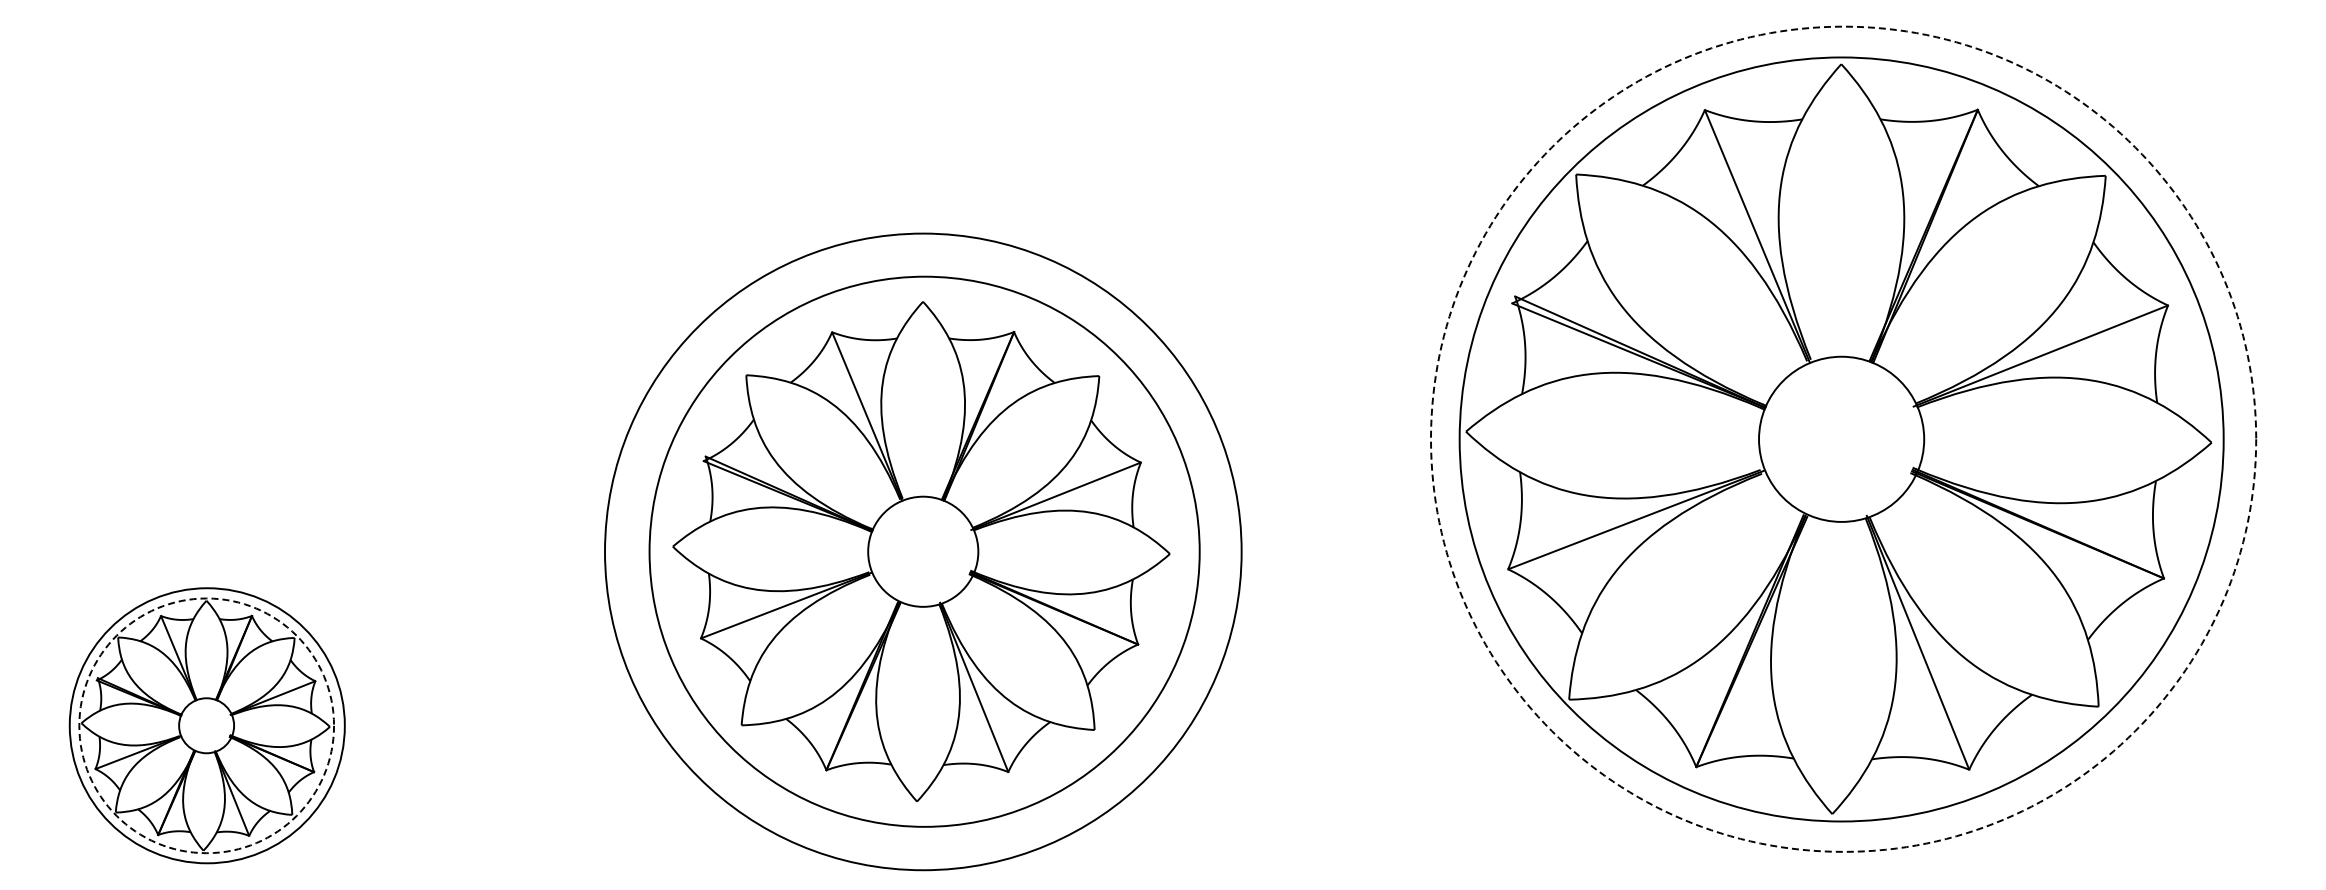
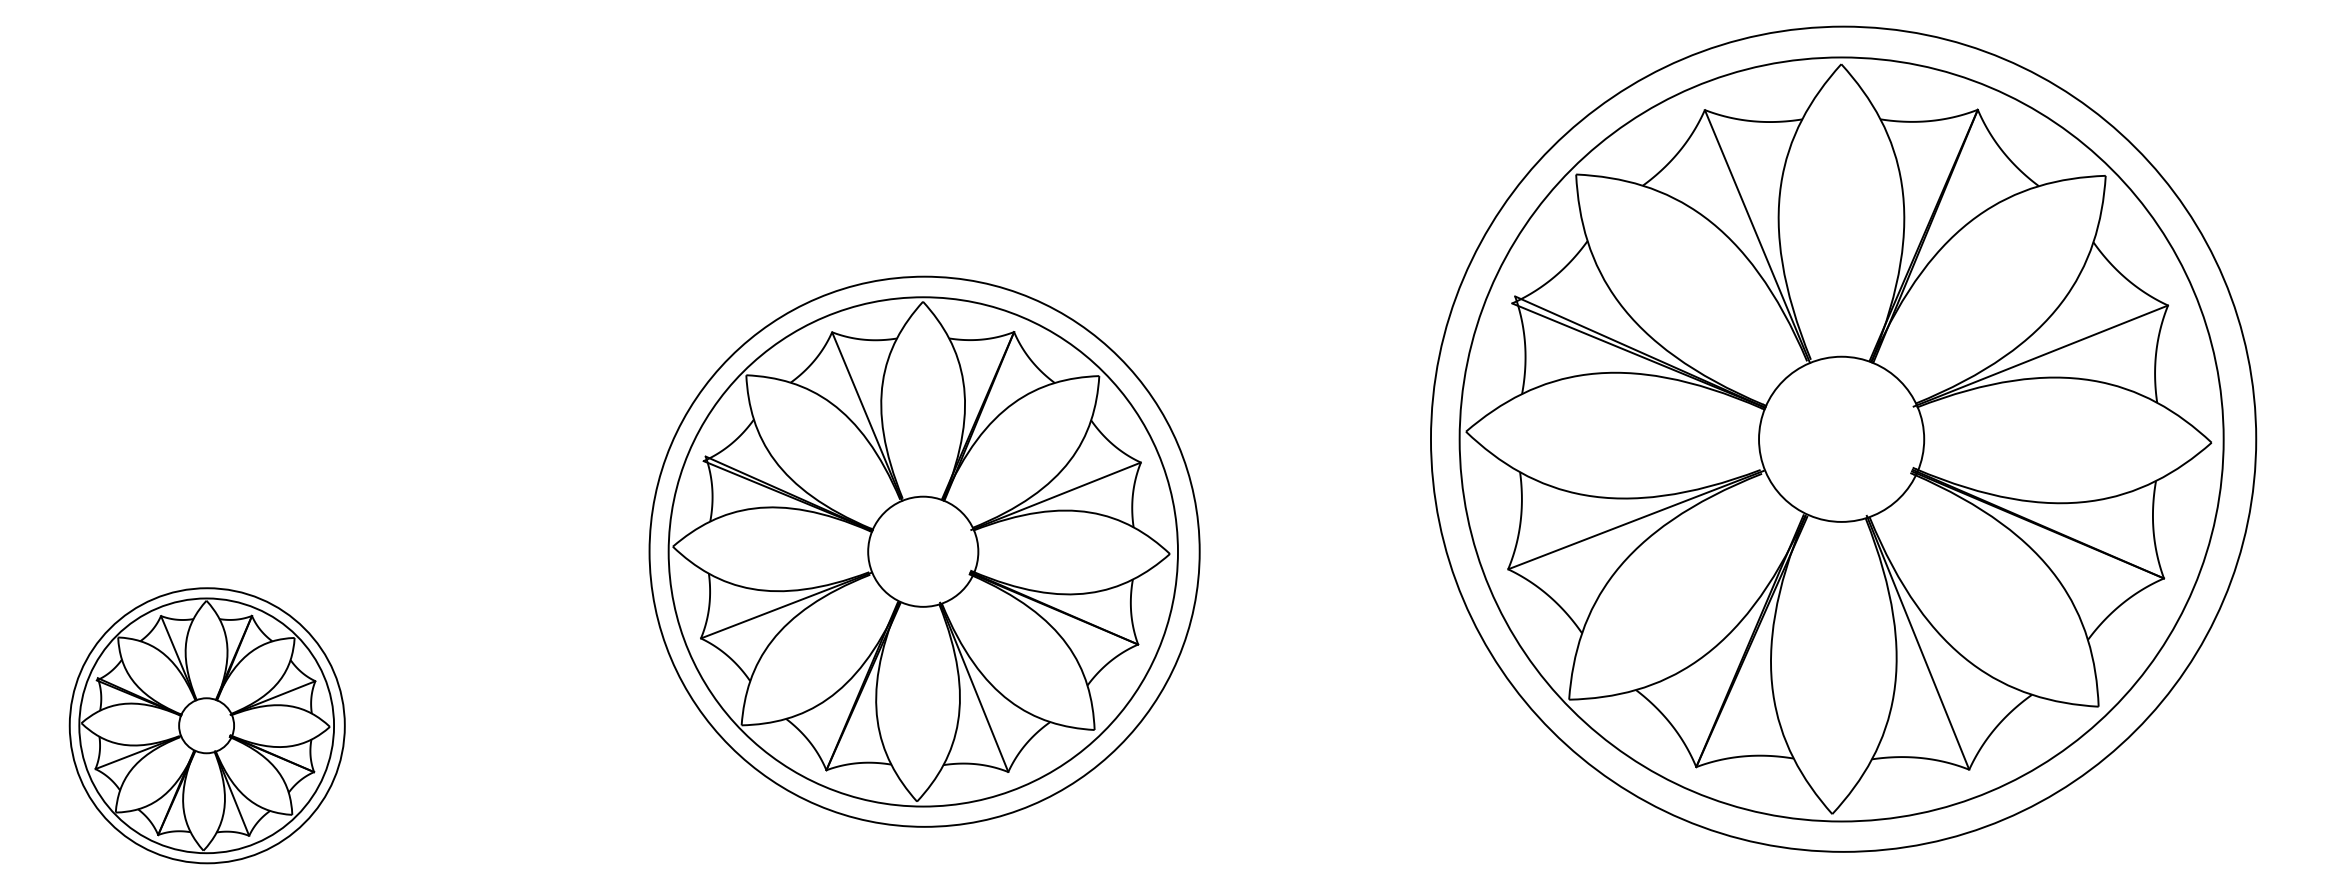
circle: dashed -> solid (1843, 438)
circle diameter: 637 px -> 509 px (922, 551)
circle: dashed -> solid (206, 725)
